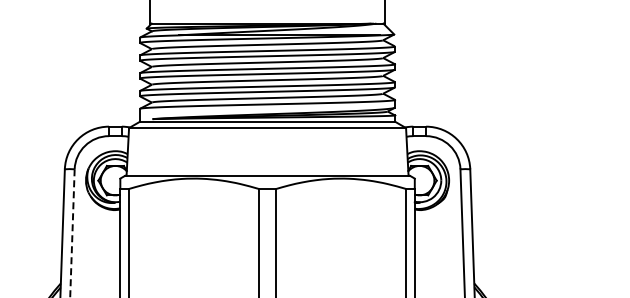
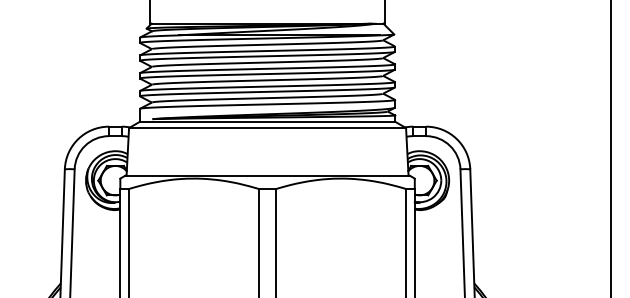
line: none -> present (611, 148)
line: dashed -> solid (72, 233)
